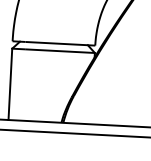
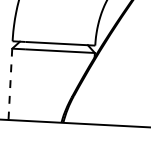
line: solid -> dashed (10, 84)
line: present -> none (74, 133)
